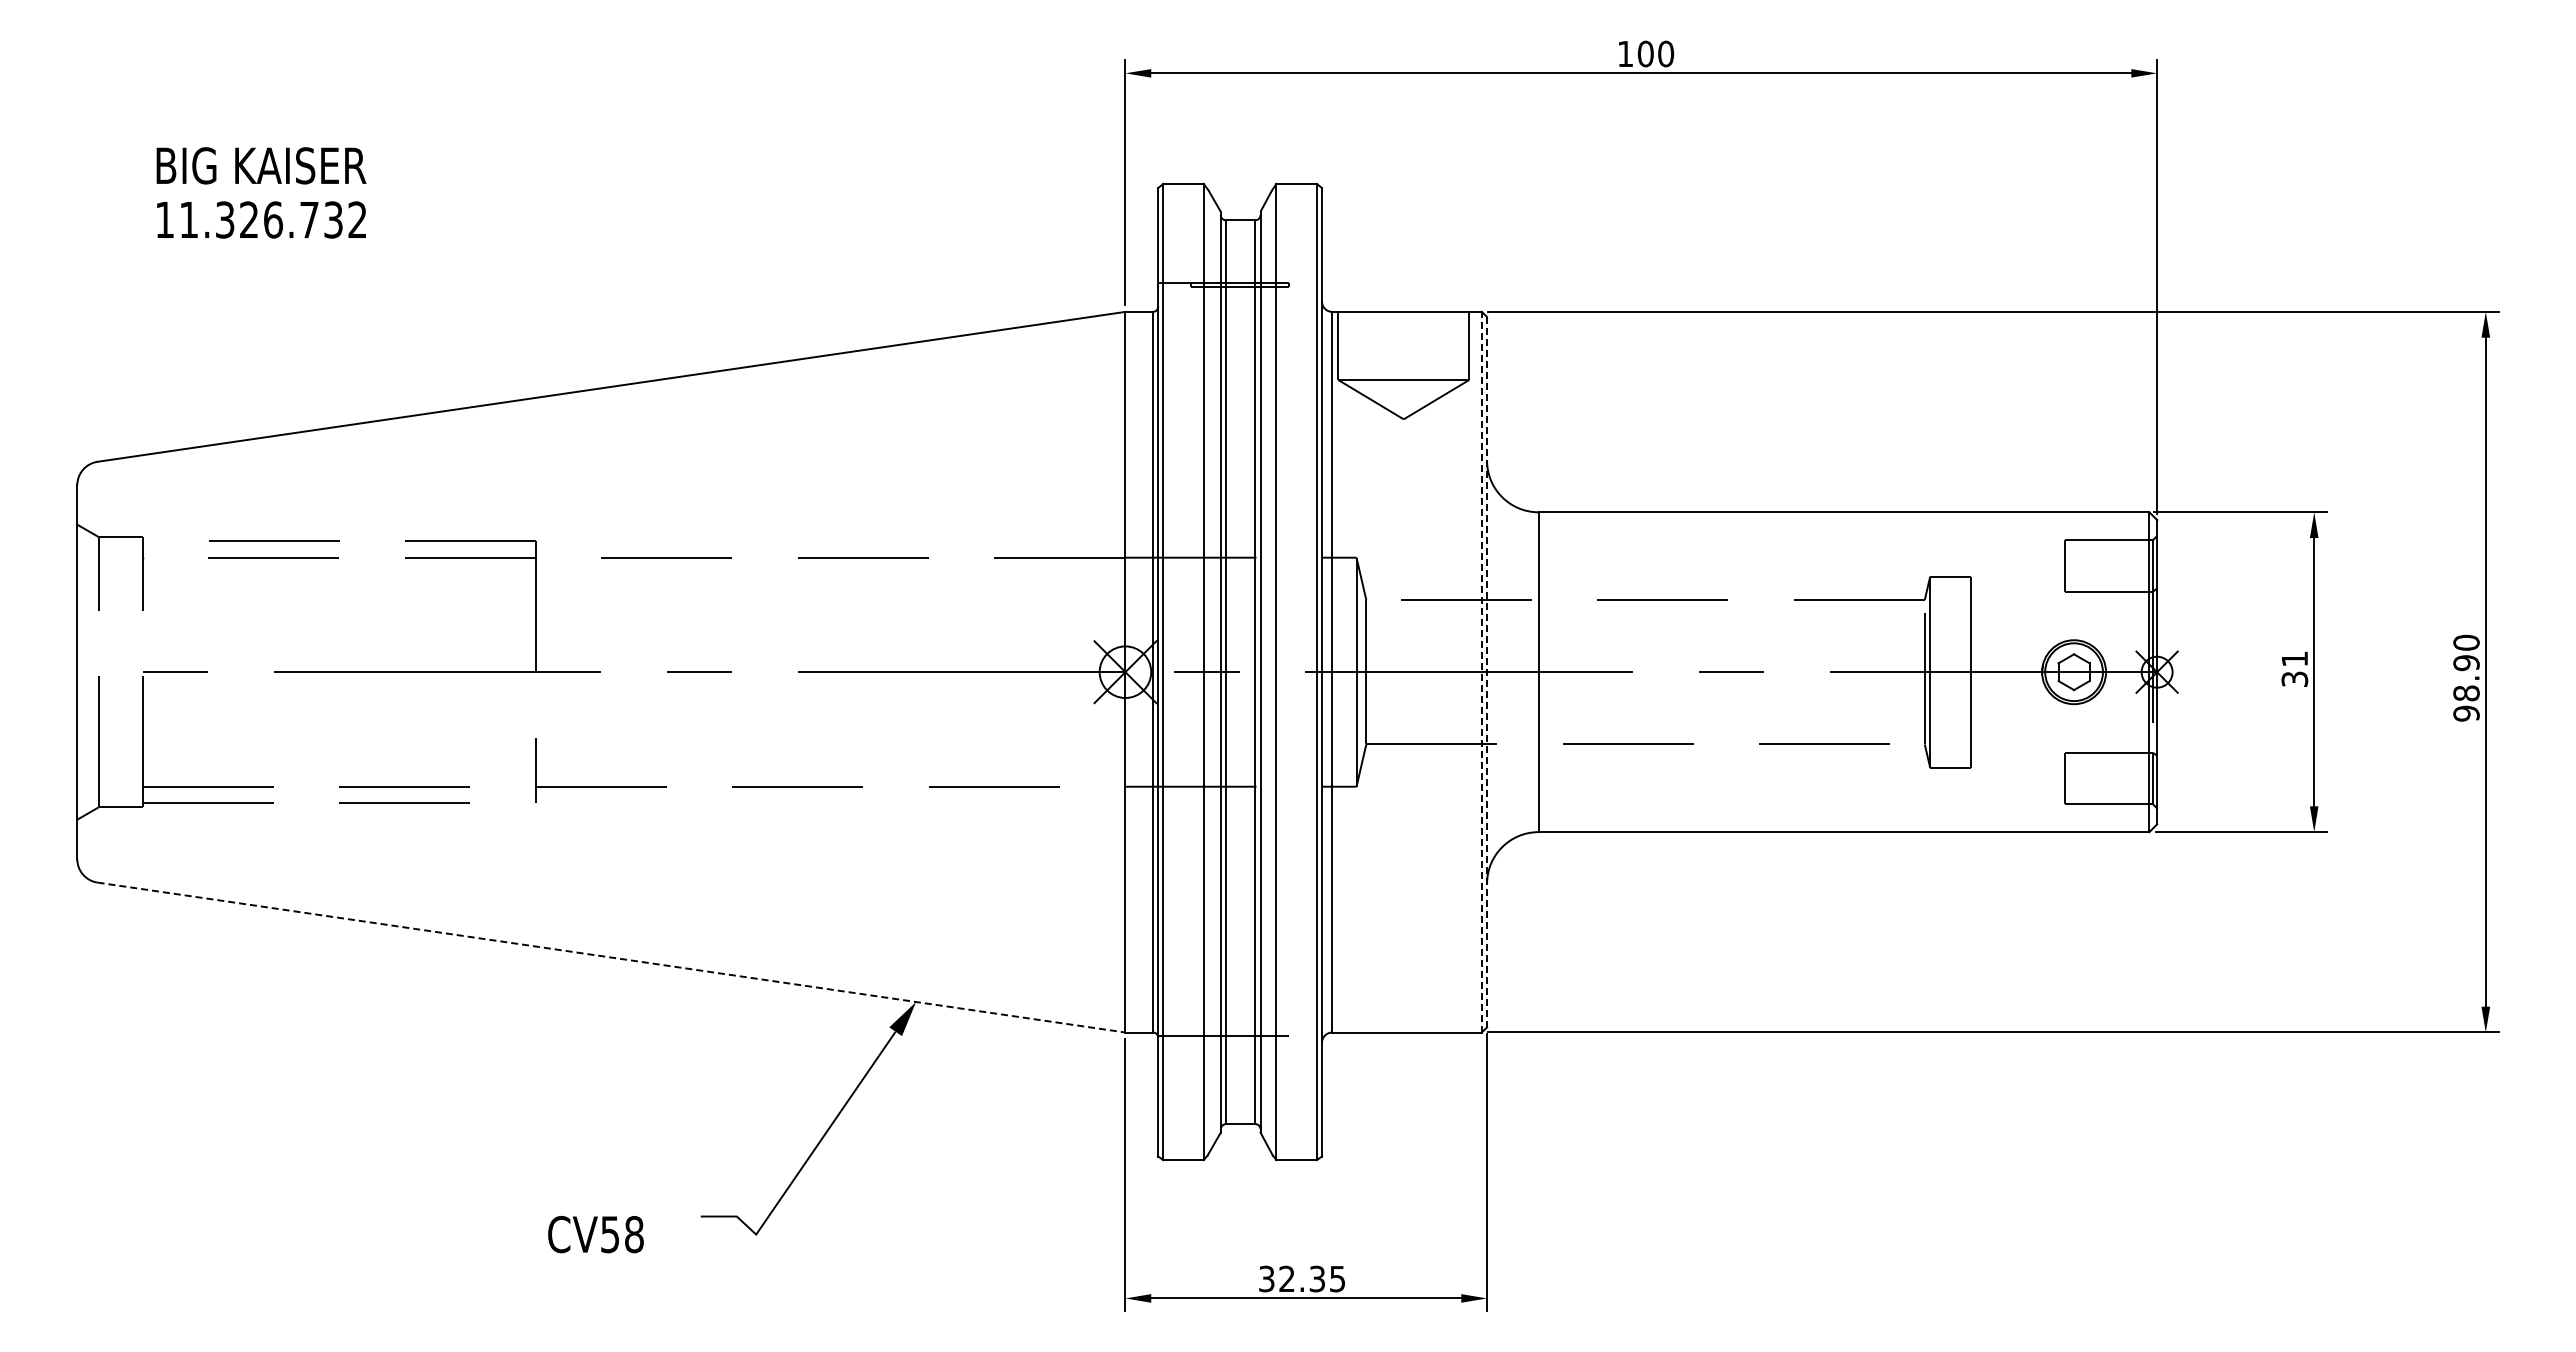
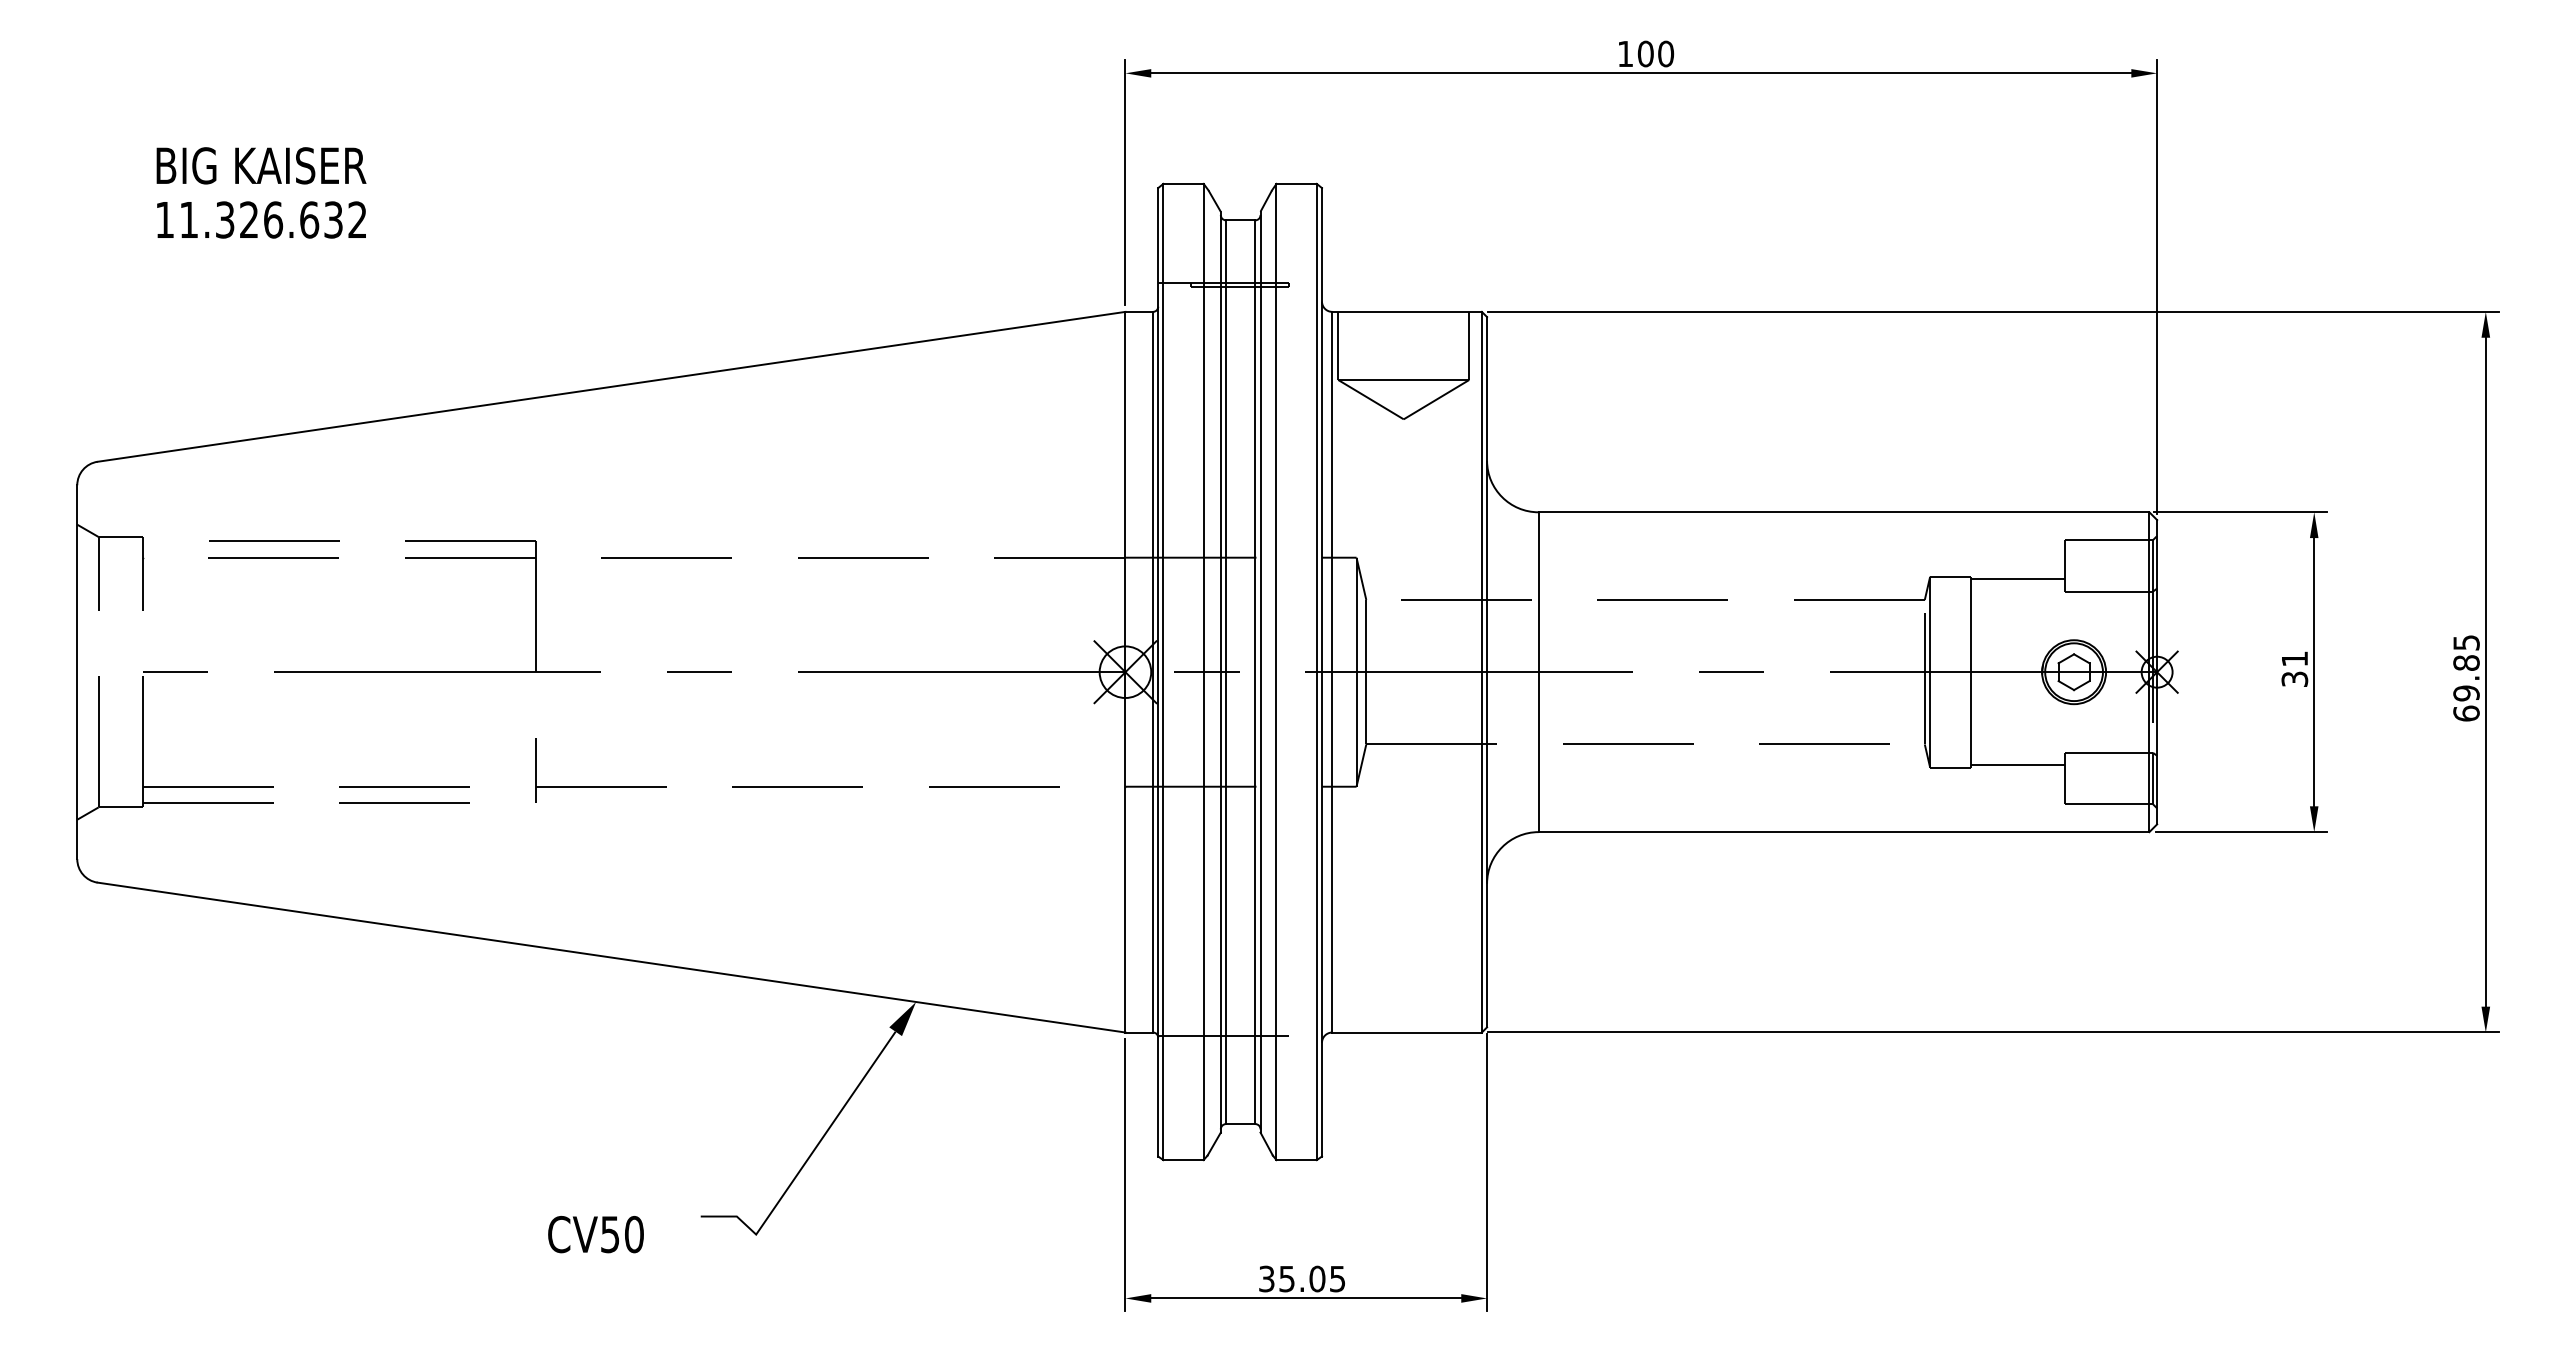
text: 11.326.732 -> 11.326.632 (309, 219)
line: none -> present (2018, 579)
line: dashed -> solid (1481, 671)
line: dashed -> solid (1487, 672)
text: 98.90 -> 69.85 (2466, 677)
line: none -> present (2018, 765)
line: dashed -> solid (612, 957)
text: CV58 -> CV50 (634, 1234)
text: 32.35 -> 35.05 (1302, 1278)
